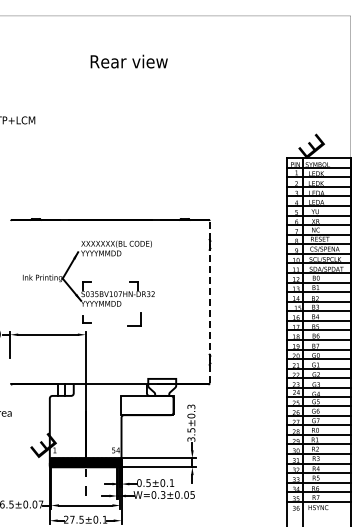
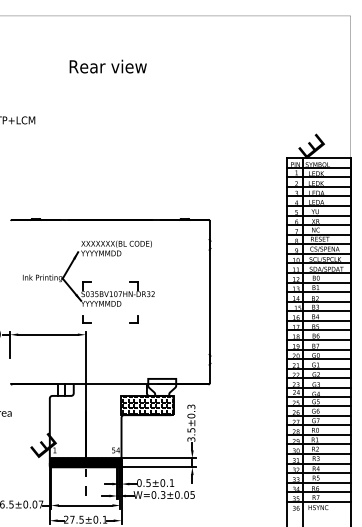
text position: (128, 61) -> (107, 66) (107, 66)
line: dashed -> solid (209, 301)
part size: 15x15 px -> 10x9 px (133, 319)
hatch: none -> present (147, 404)
